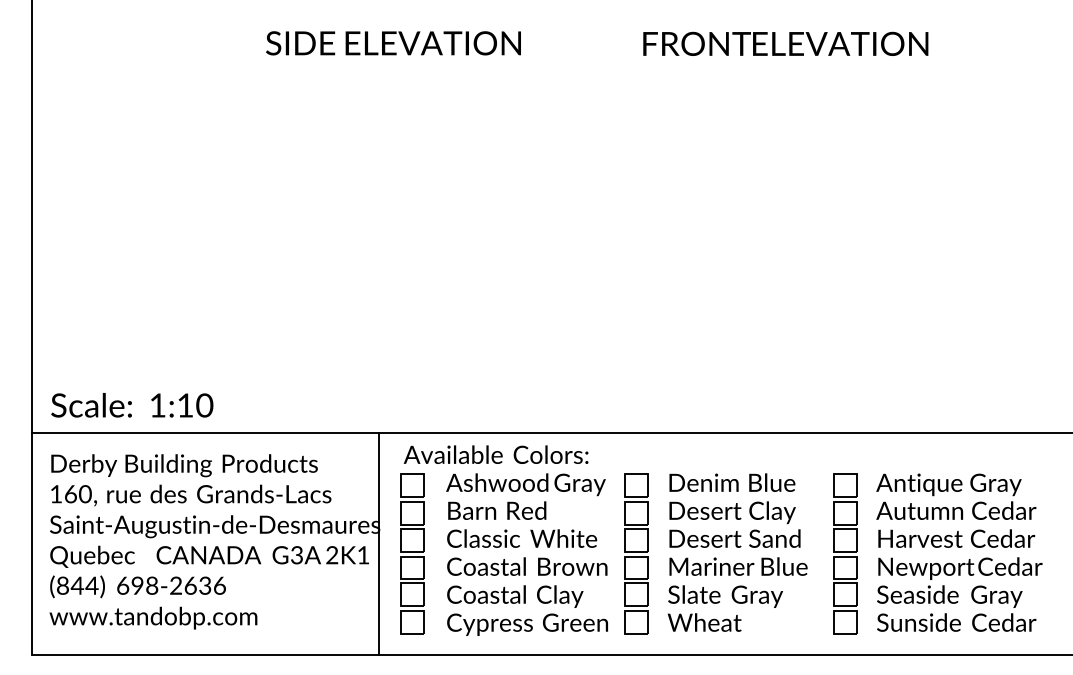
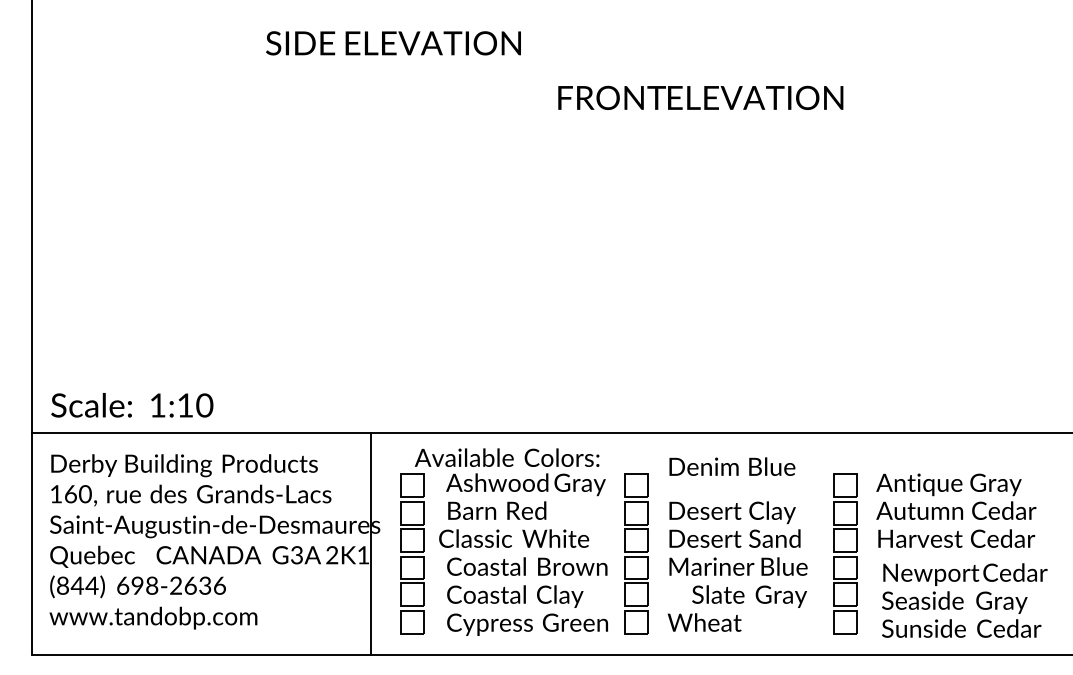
text position: (785, 43) -> (700, 97) (700, 97)
text position: (495, 454) -> (506, 457) (506, 457)
text position: (732, 482) -> (732, 466) (732, 466)
text position: (522, 538) -> (514, 538) (514, 538)
line position: (378, 543) -> (370, 543) (370, 543)
text position: (959, 594) -> (964, 600) (964, 600)
text position: (725, 596) -> (749, 596) (749, 596)
